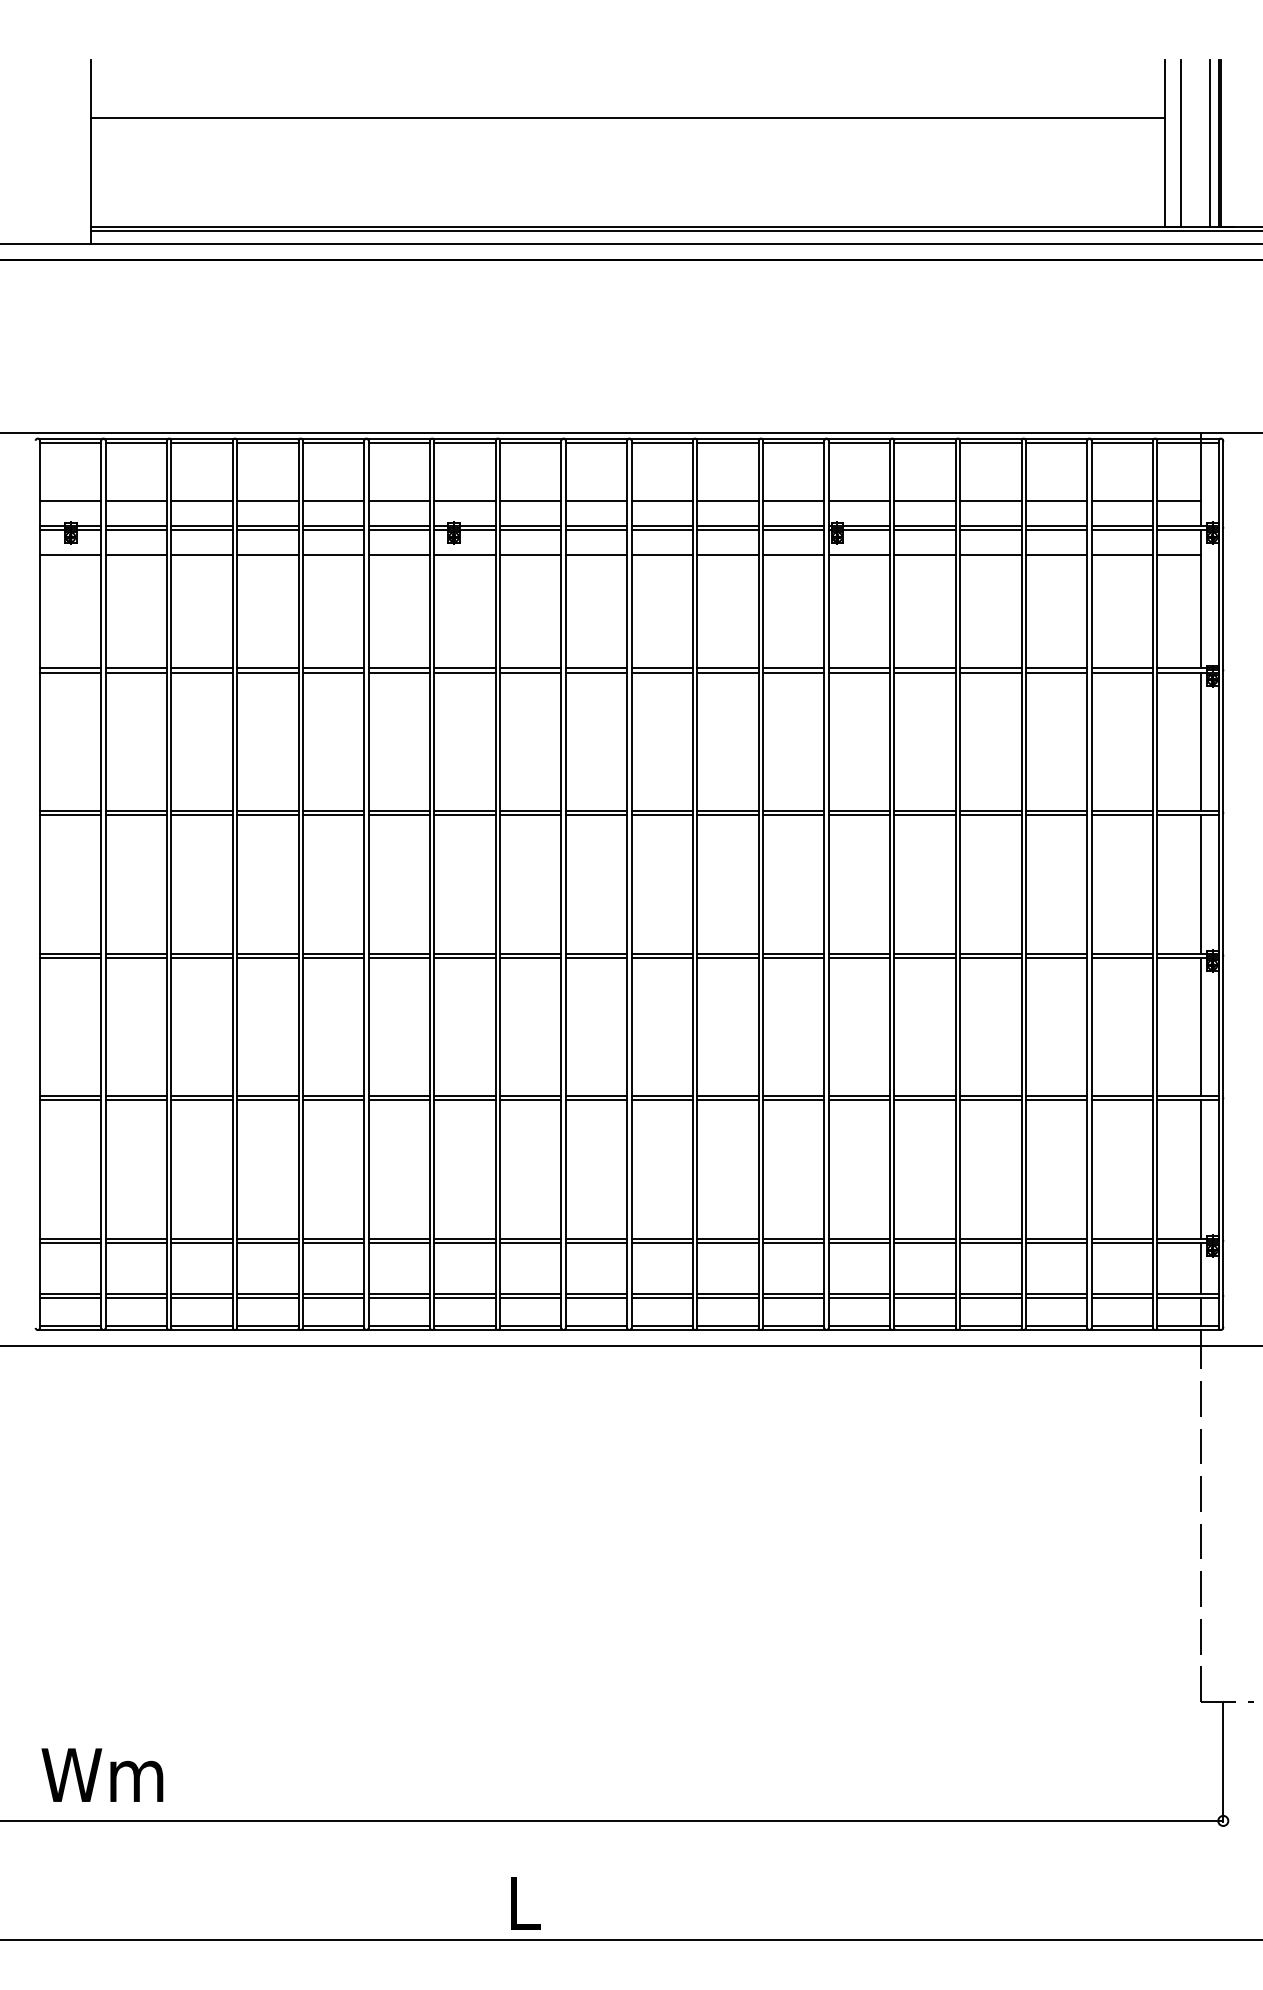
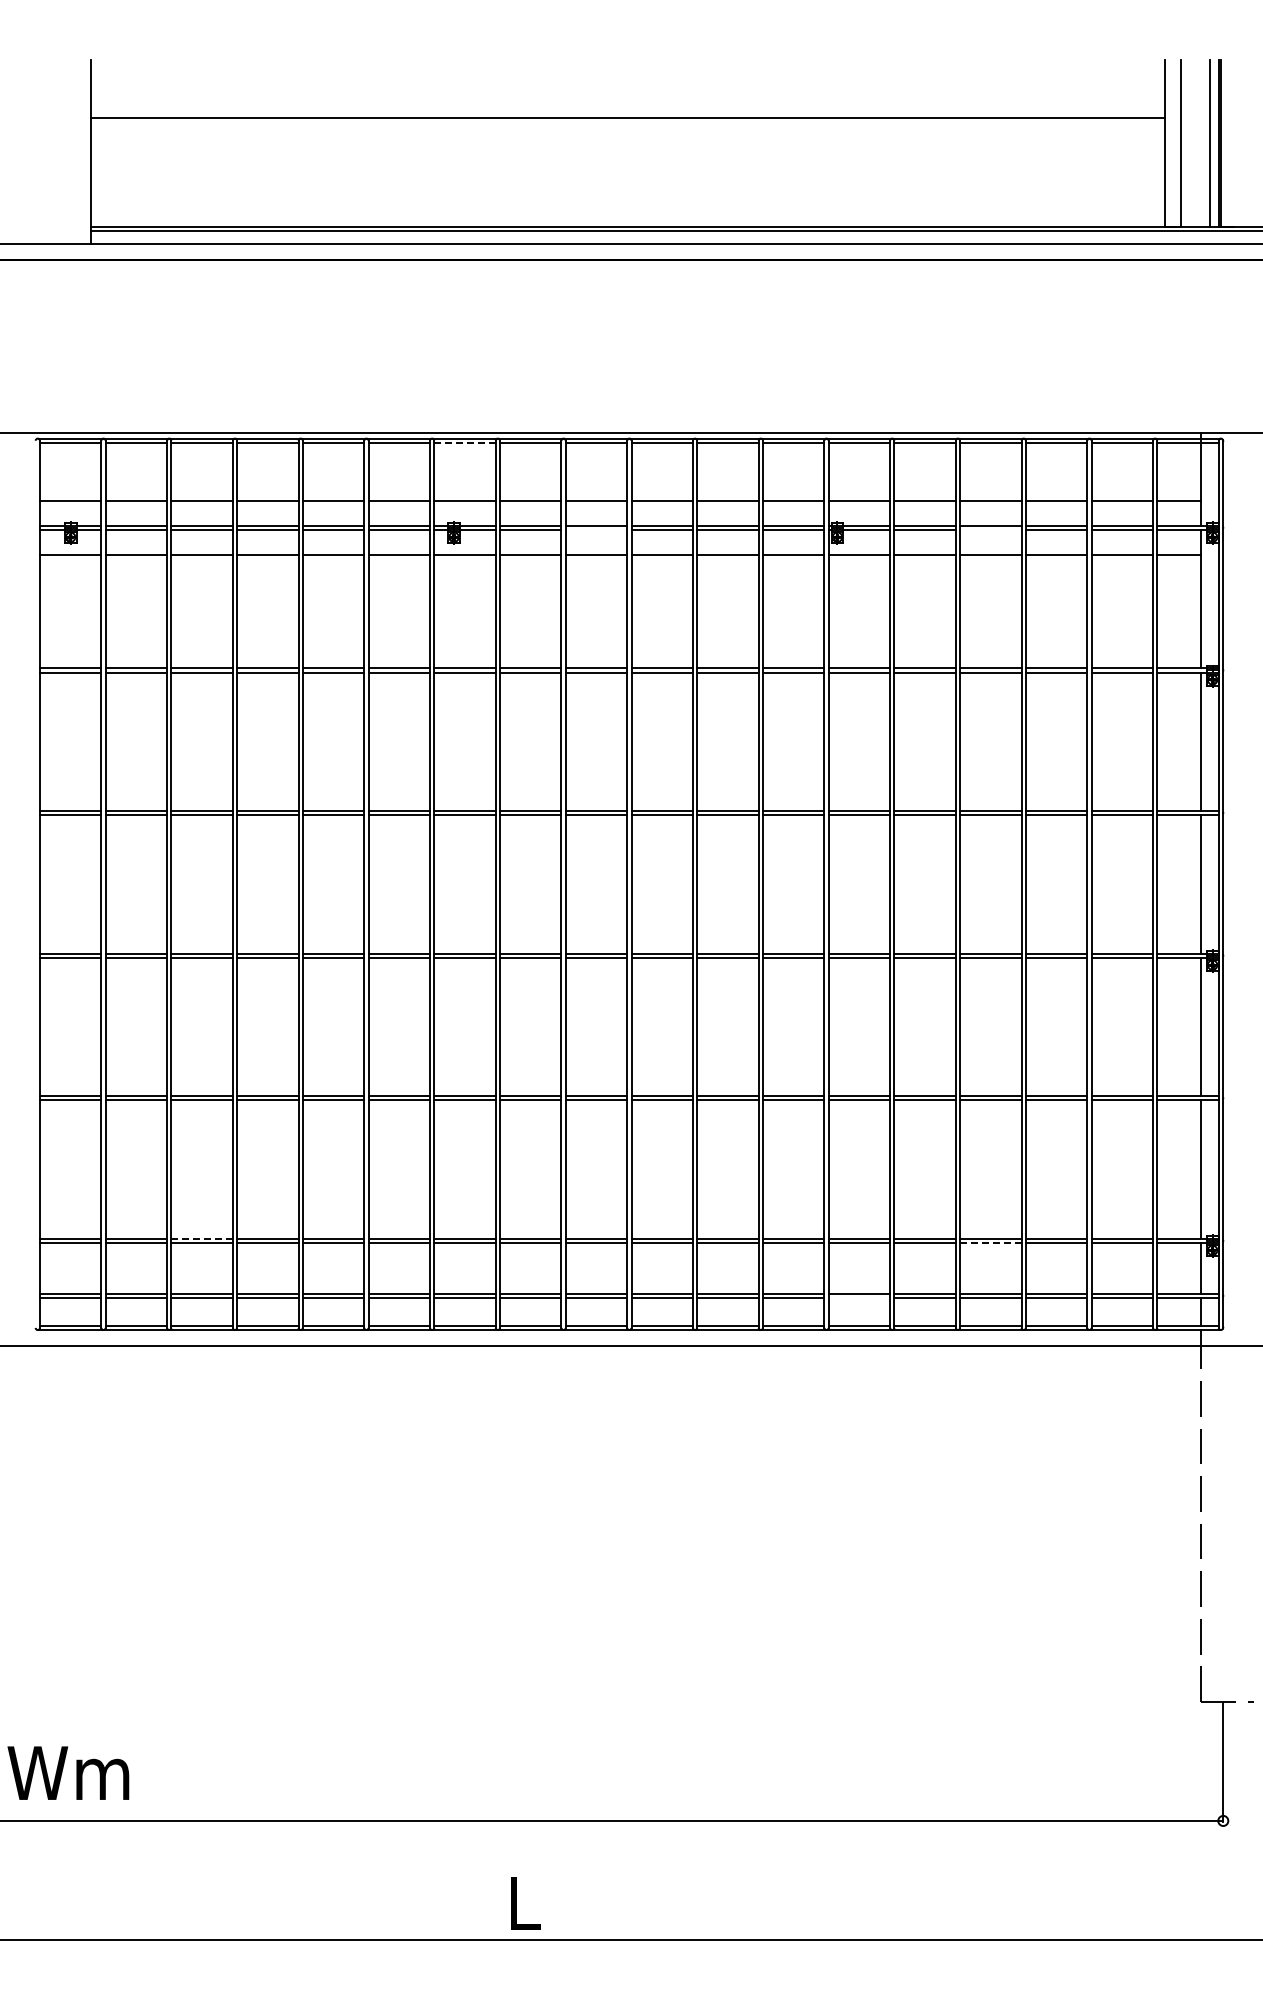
line: solid -> dashed (465, 443)
line: present -> none (596, 529)
line: present -> none (990, 529)
line: solid -> dashed (202, 1238)
line: solid -> dashed (990, 1243)
line: present -> none (859, 1298)
text position: (102, 1774) -> (68, 1772) (68, 1772)
